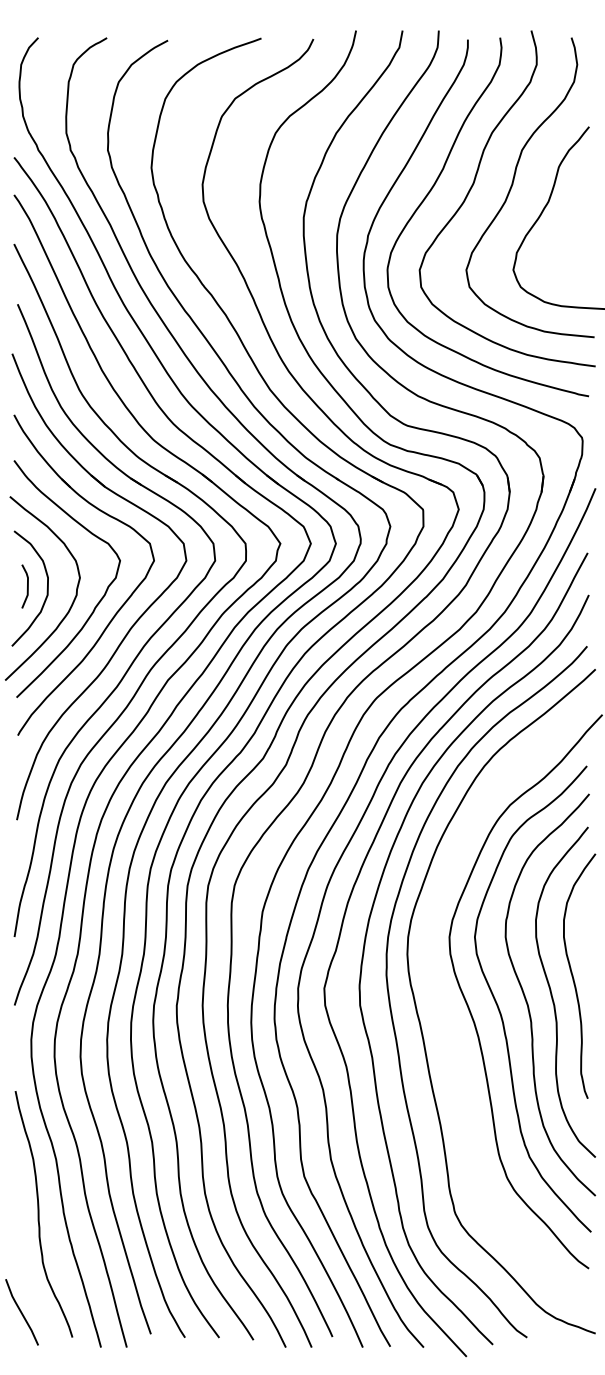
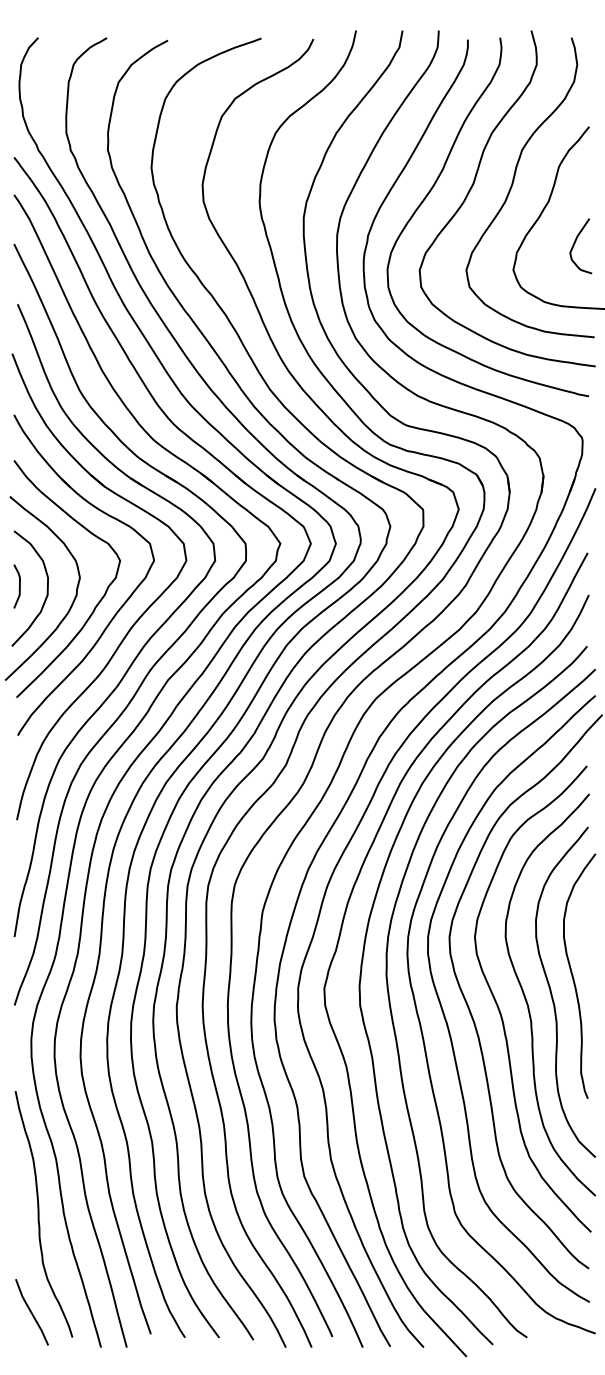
curve: none -> present (575, 243)
line position: (27, 586) -> (19, 586) (19, 586)
curve: none -> present (446, 1018)
line position: (21, 1312) -> (31, 1312) (31, 1312)
